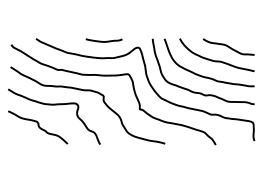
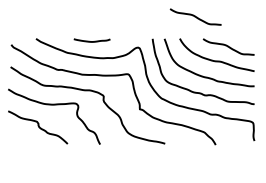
curve: none -> present (195, 16)
curve position: (103, 41) -> (91, 41) (91, 41)
